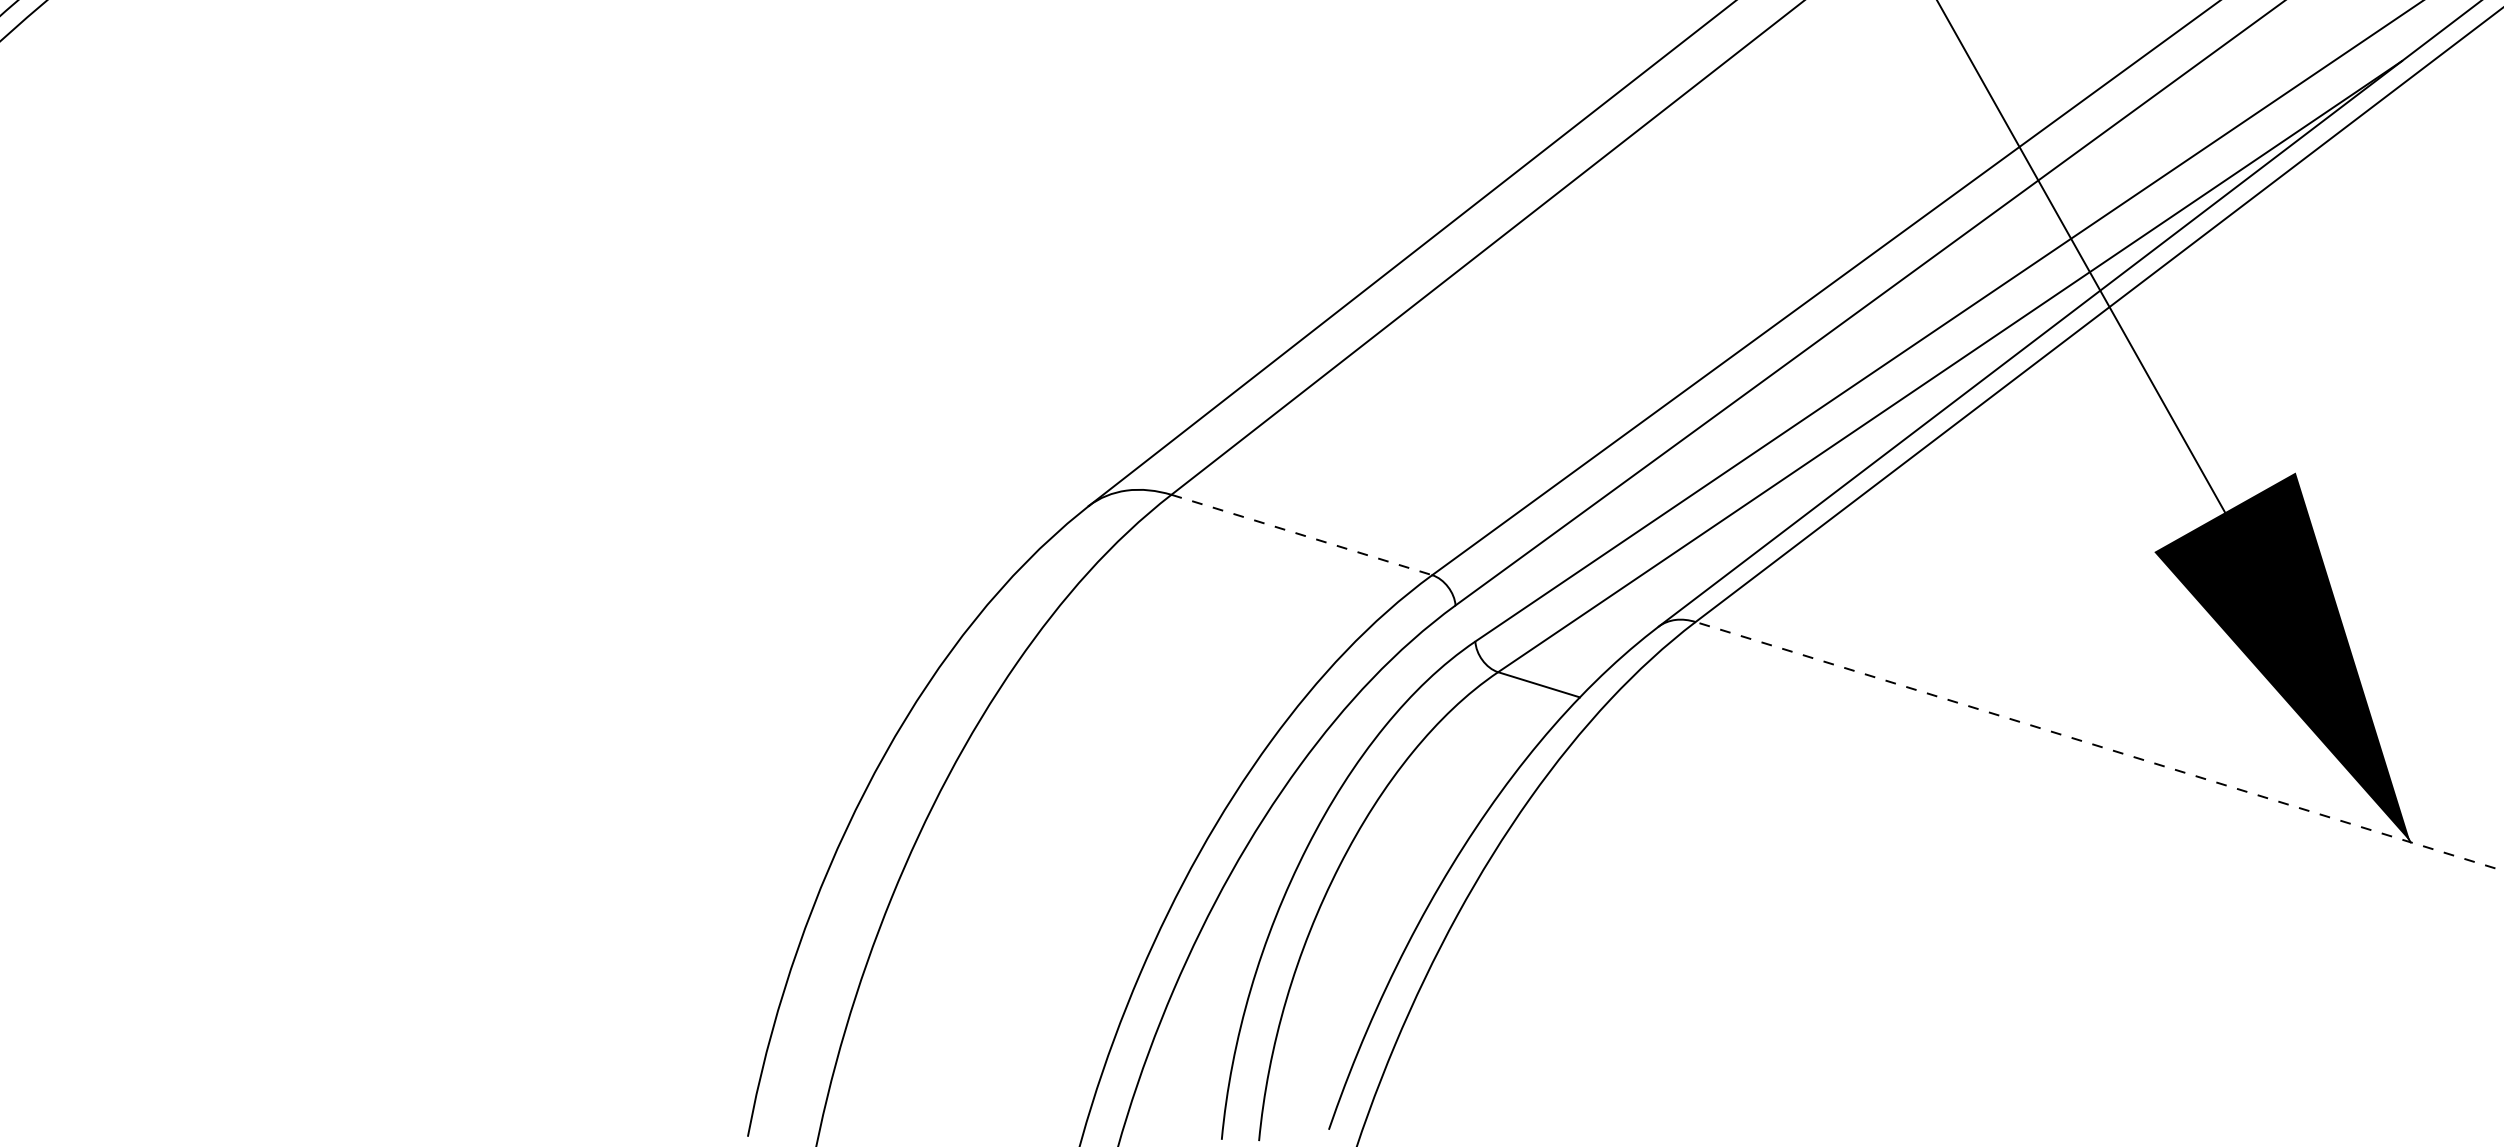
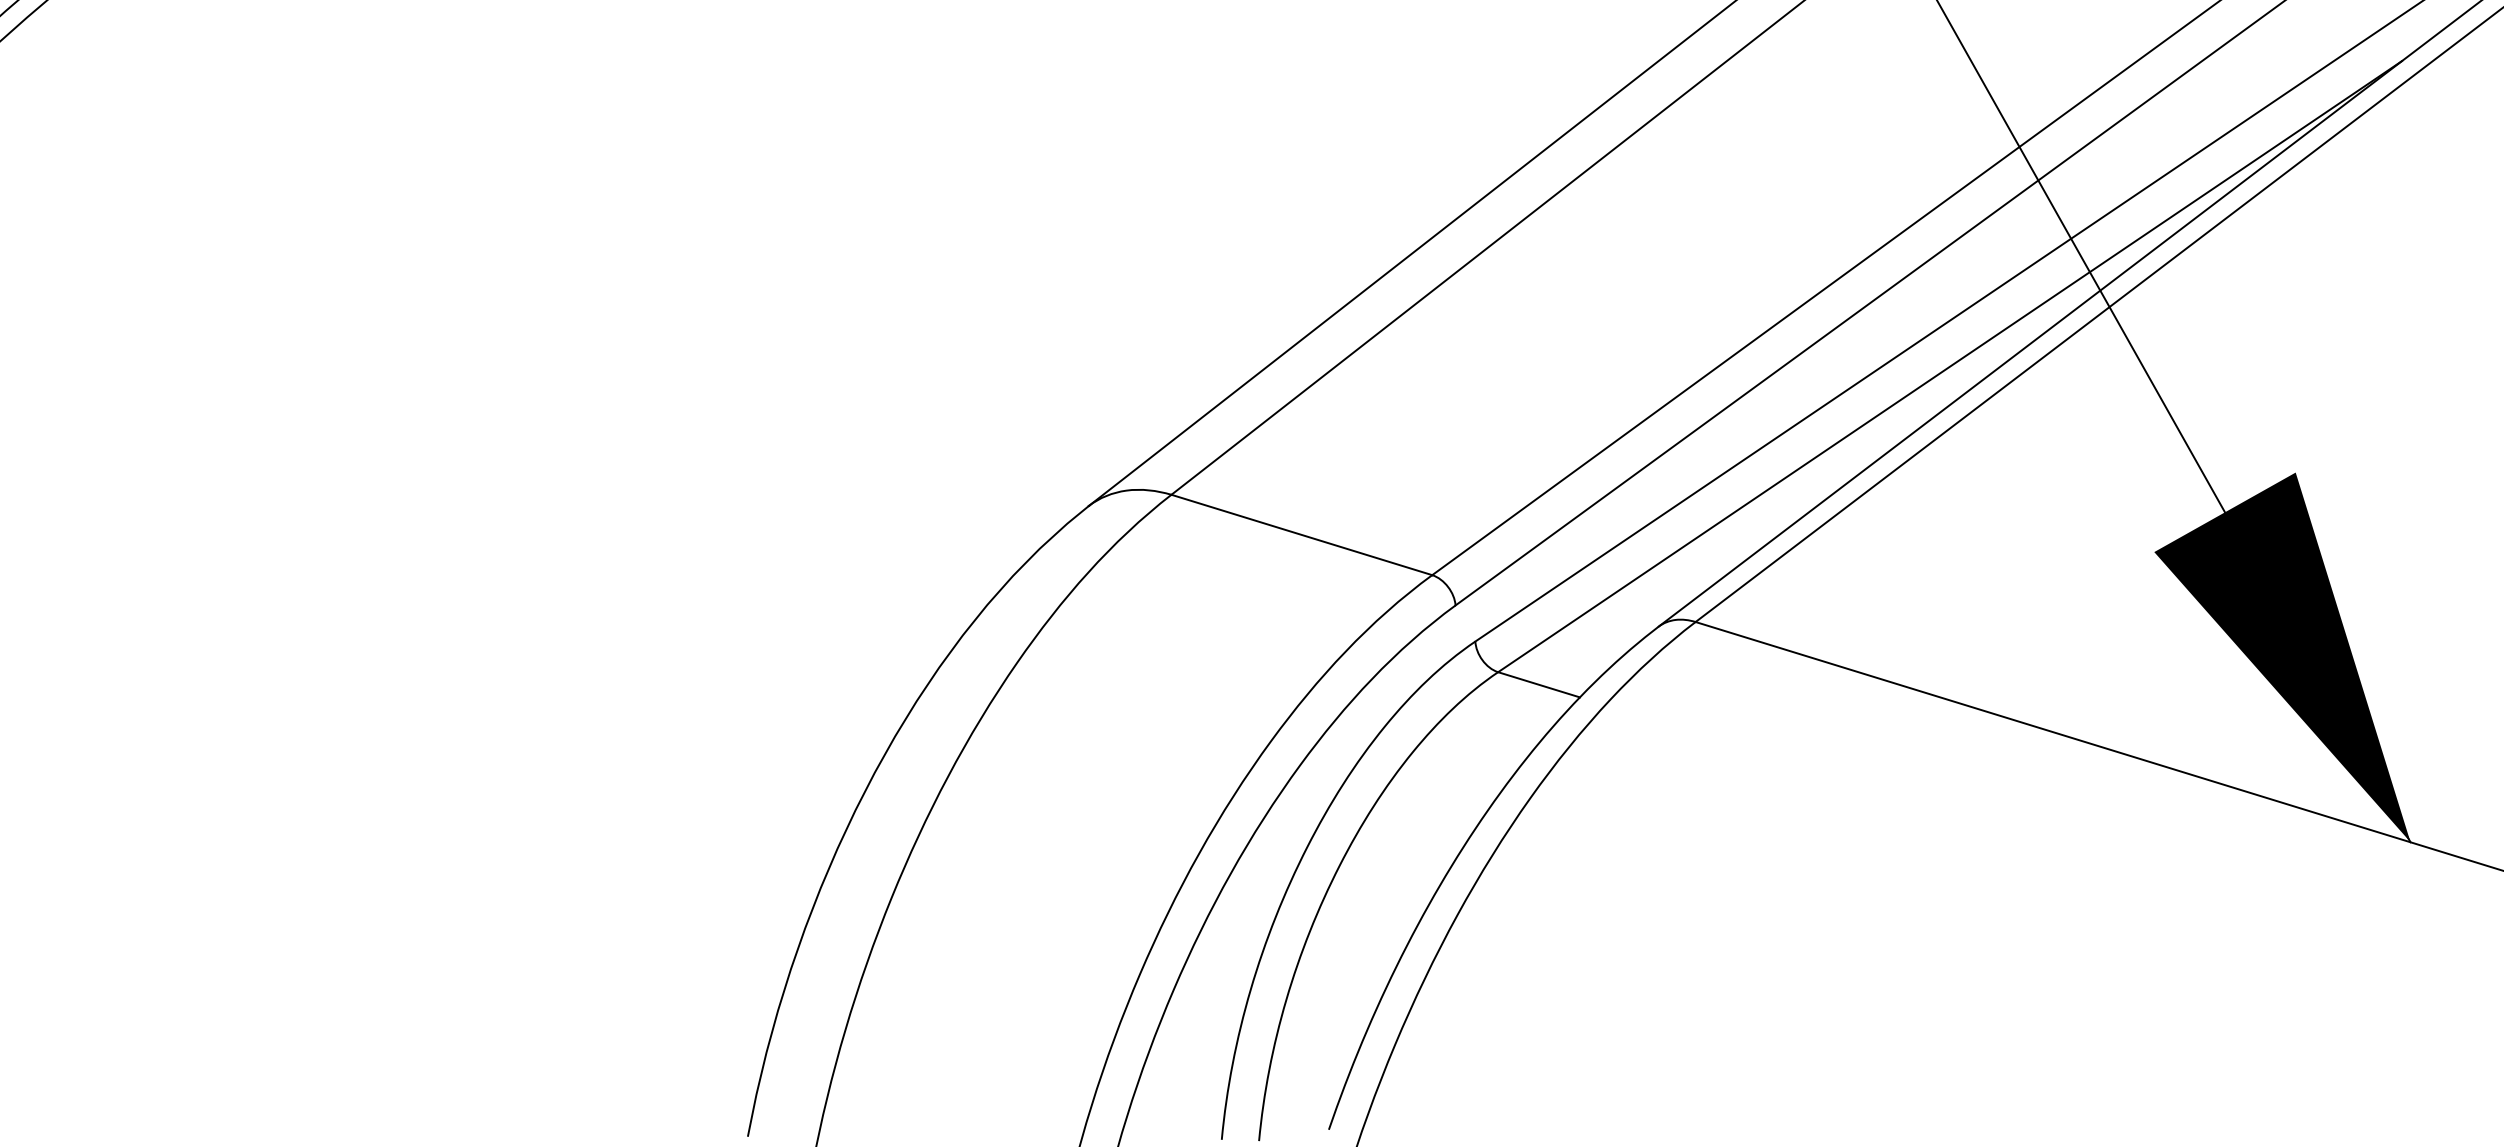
line: dashed -> solid (1302, 535)
line: dashed -> solid (2099, 746)
